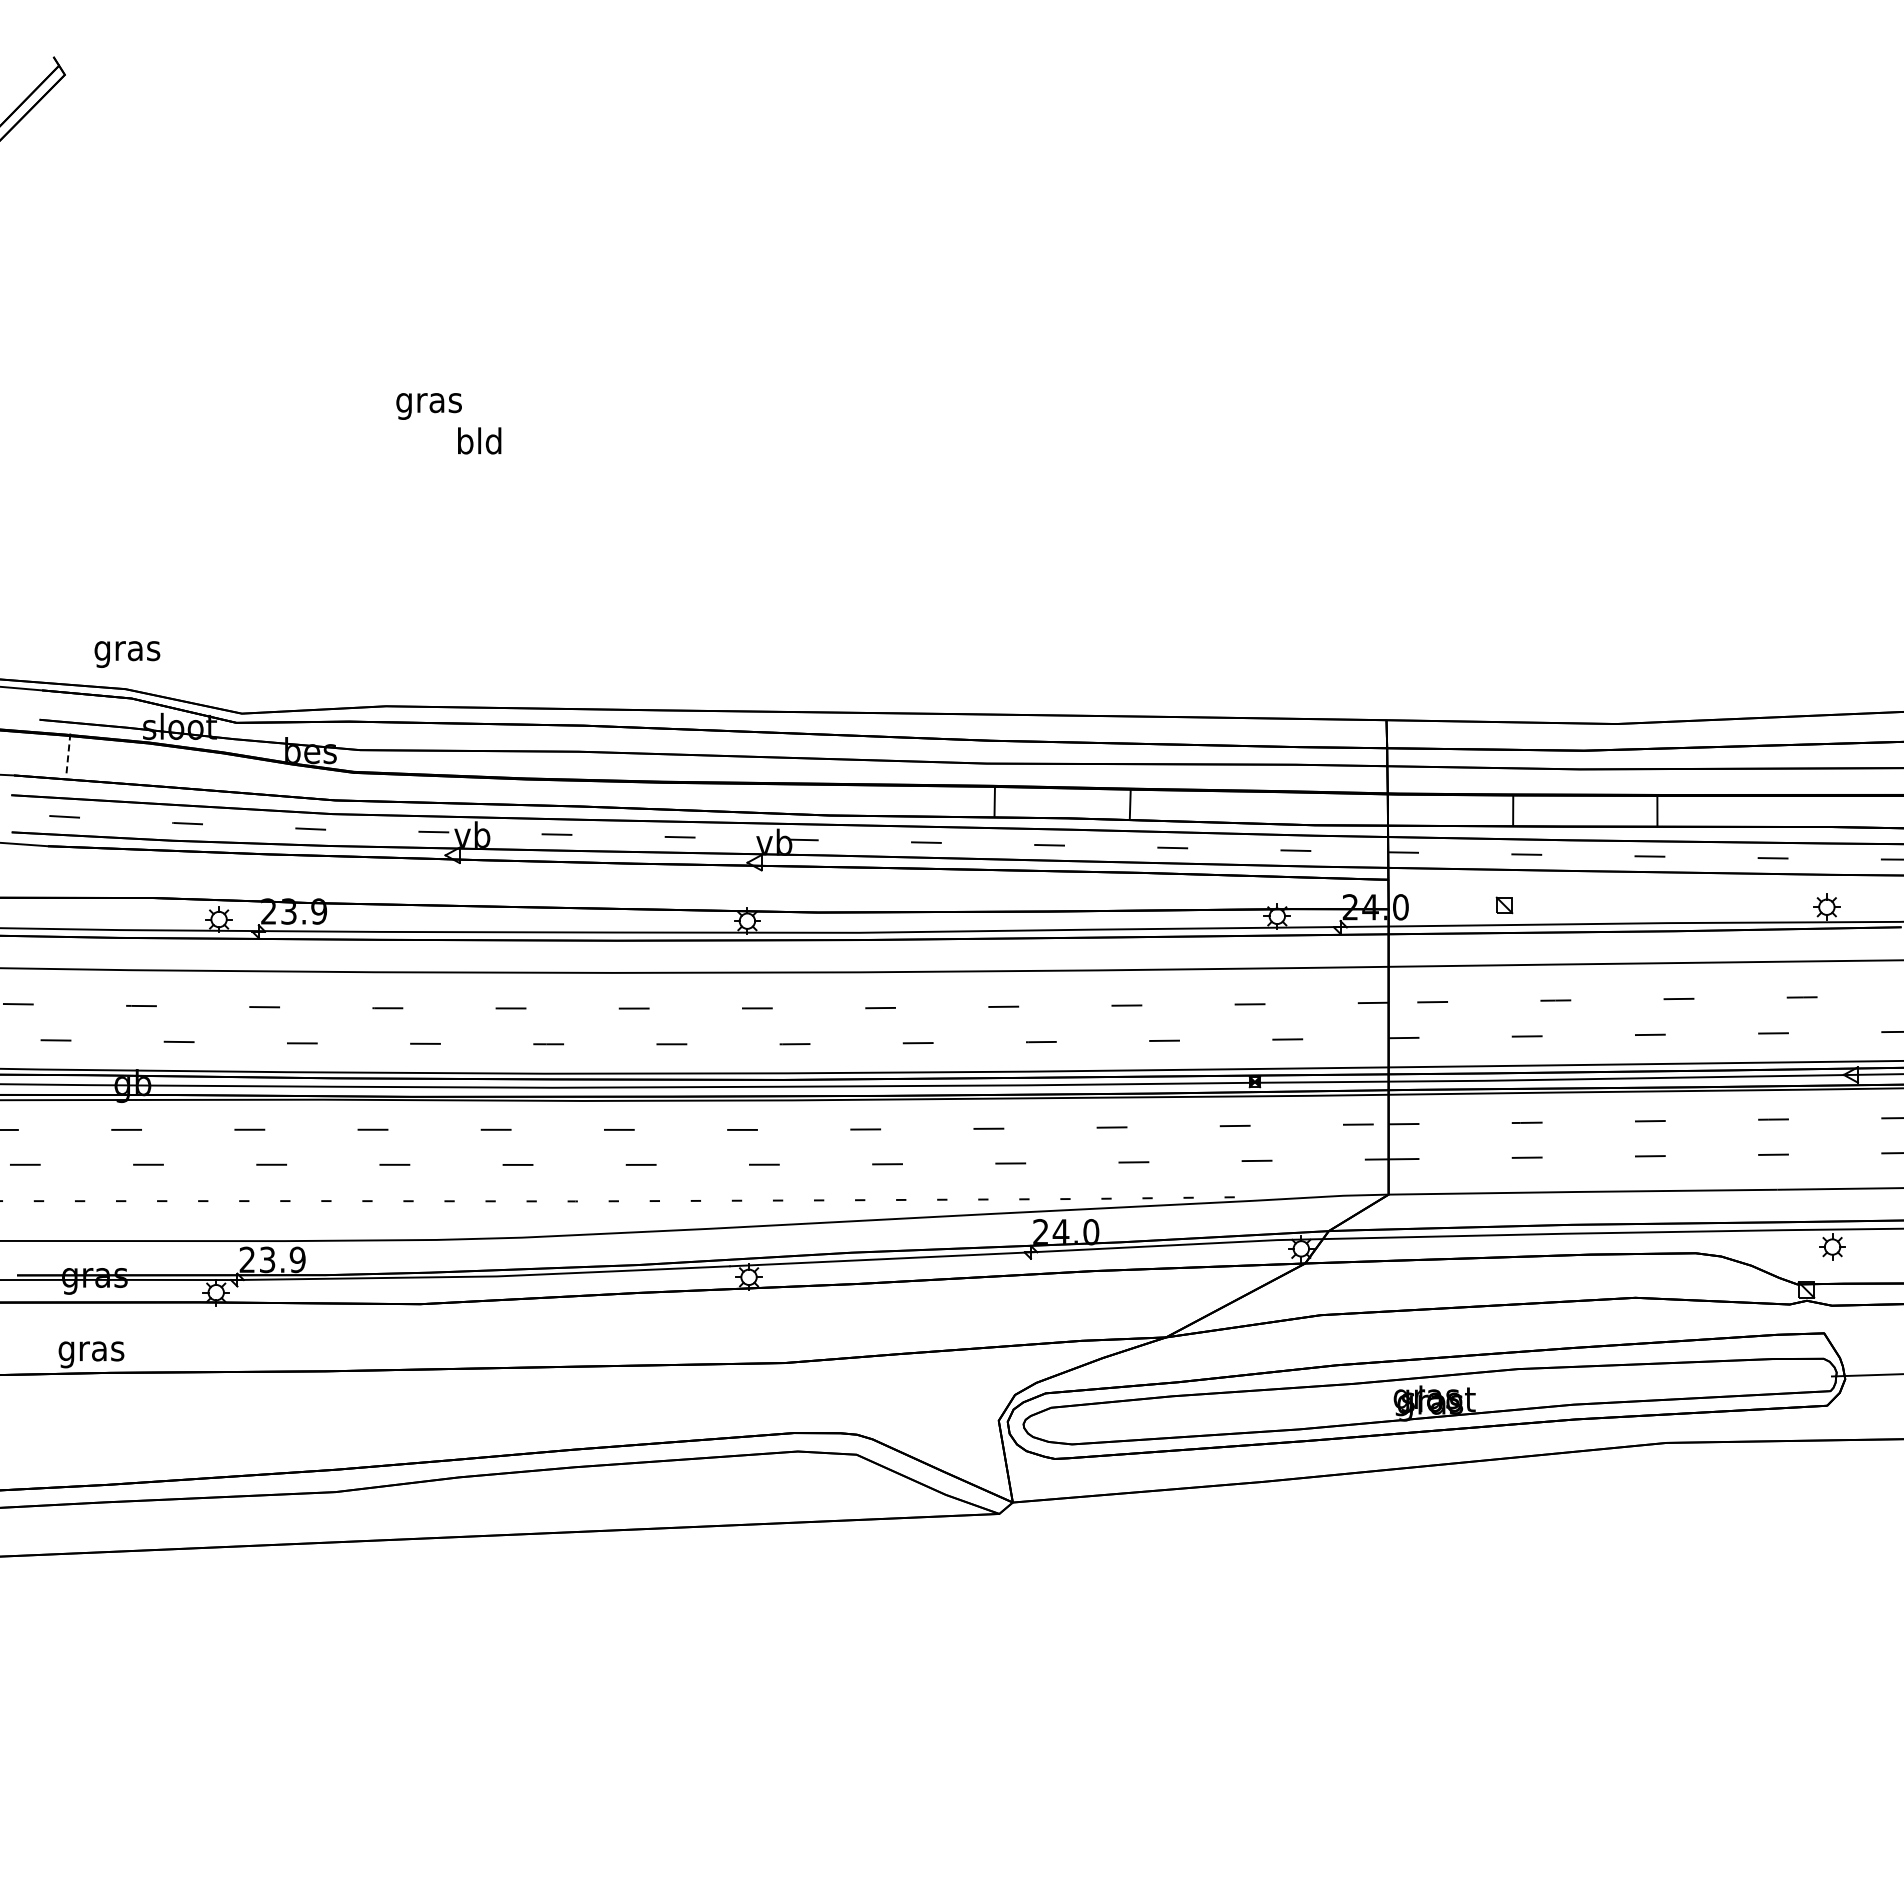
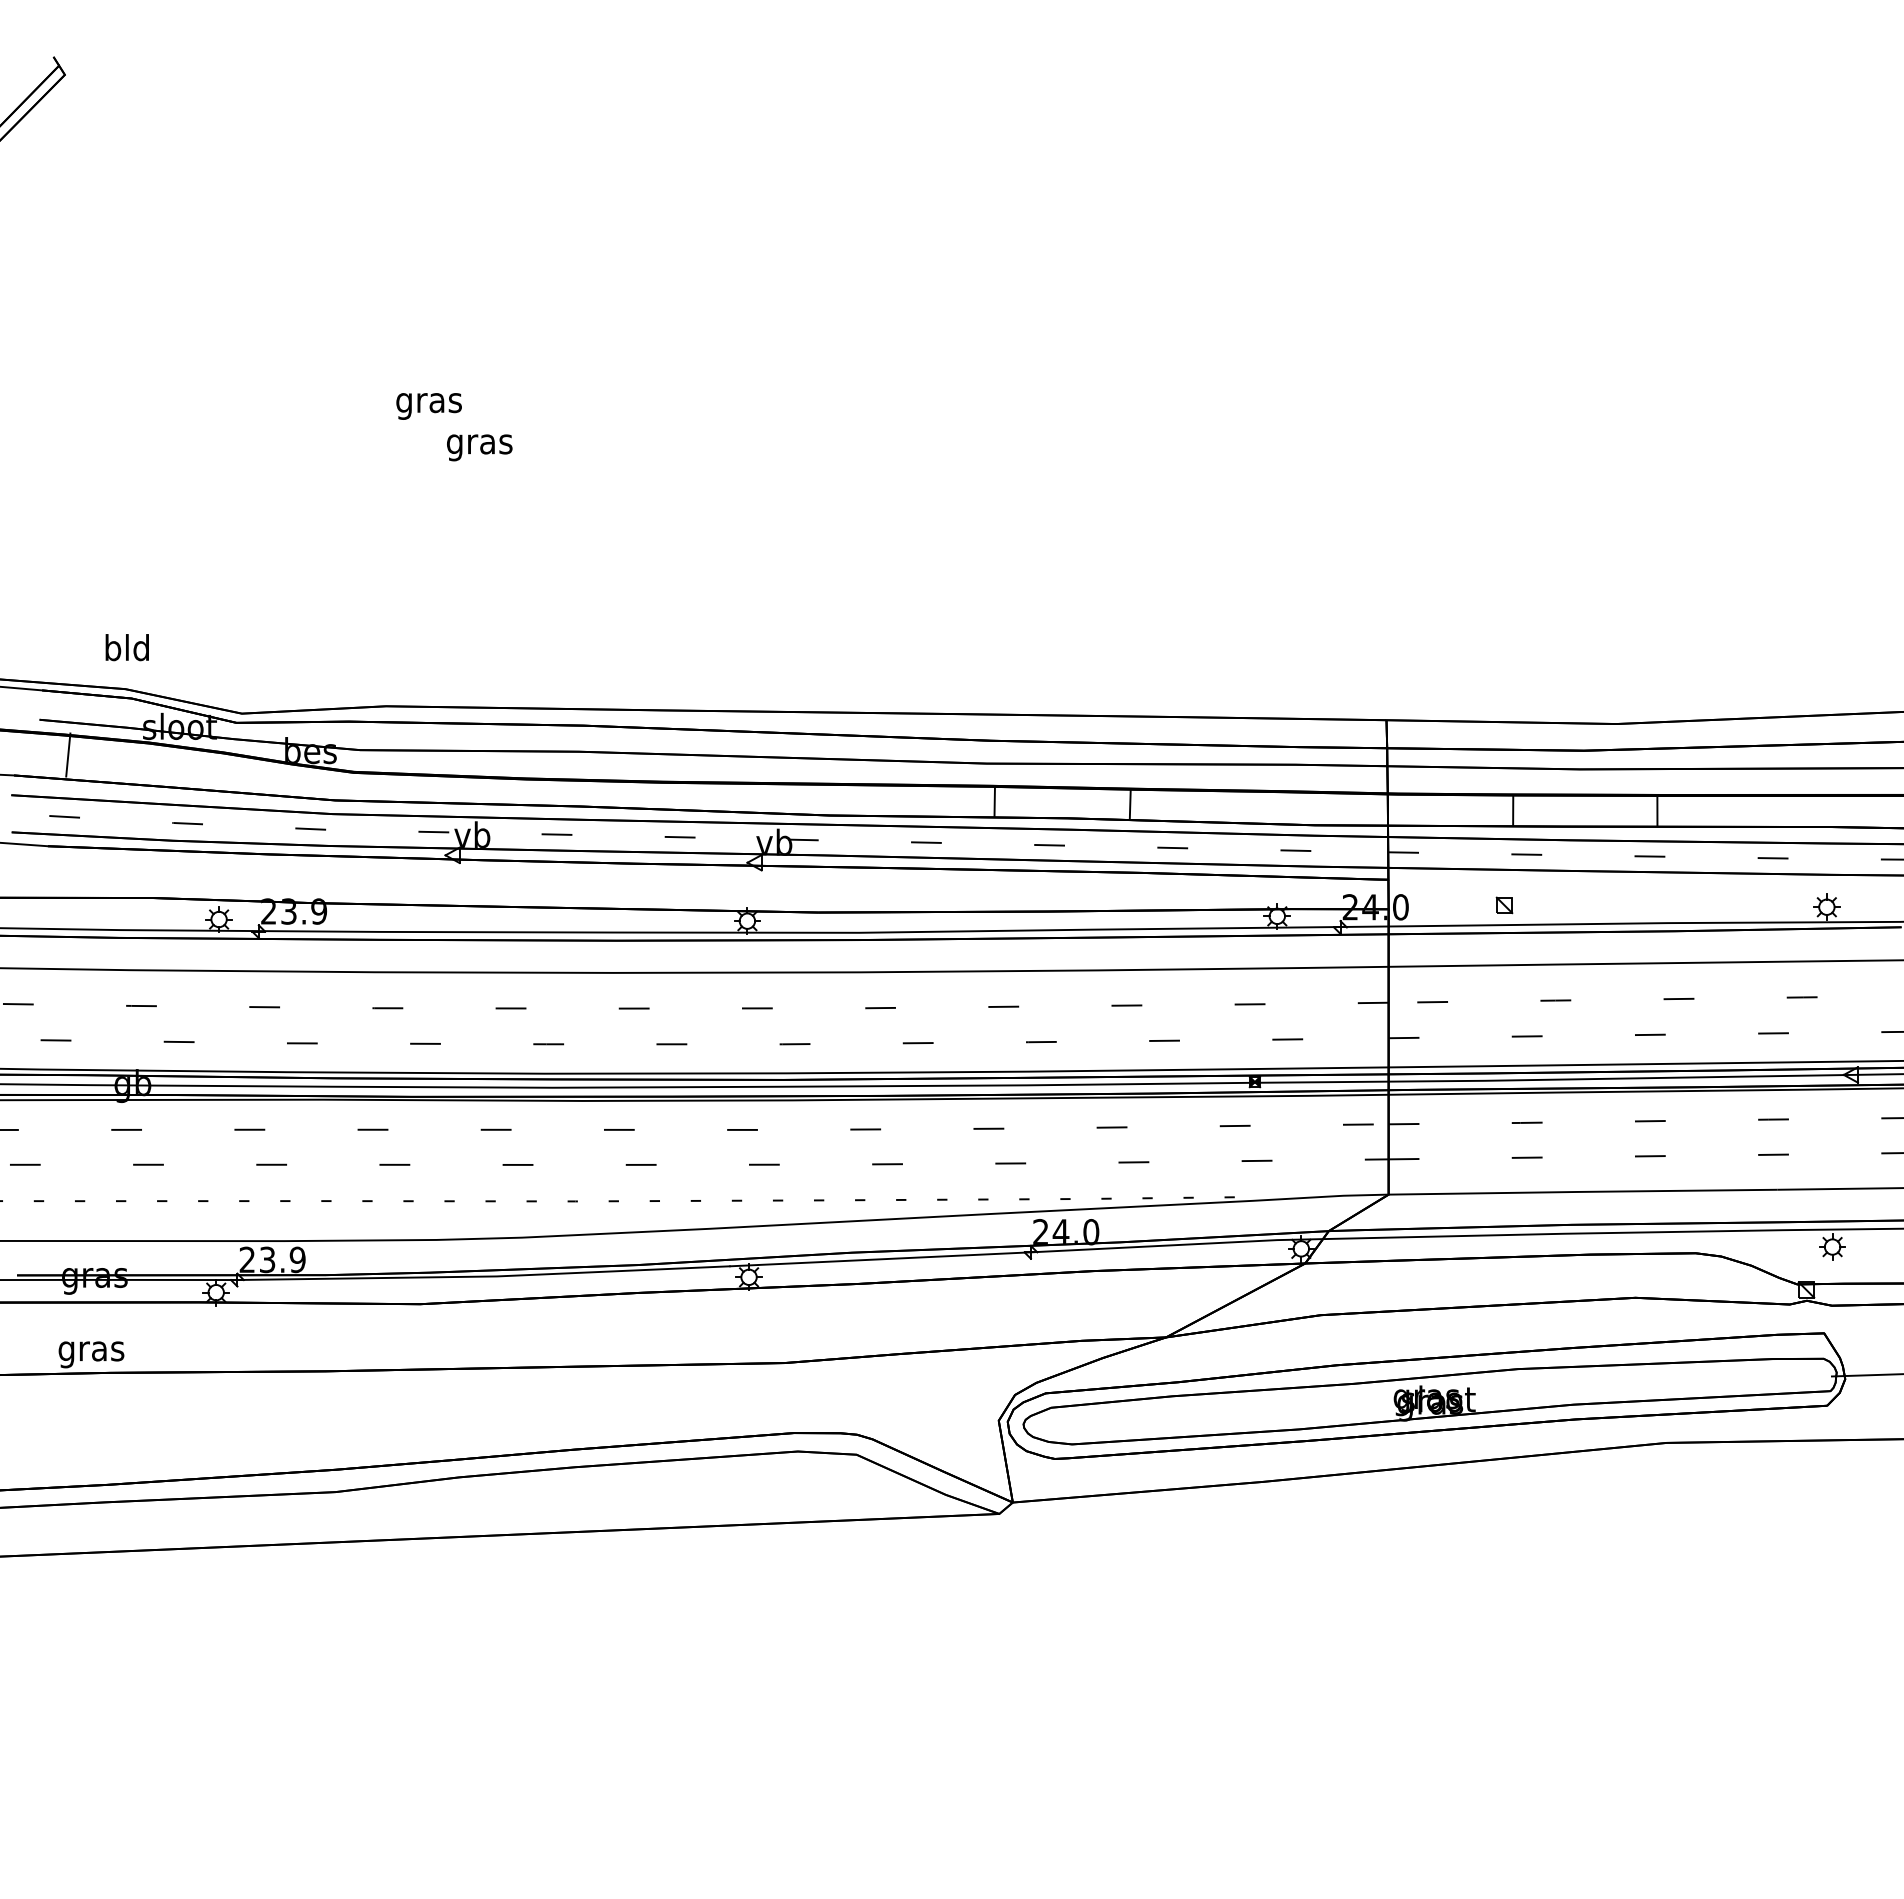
text: bld -> gras (479, 444)
text: gras -> bld (127, 650)
line: dashed -> solid (68, 755)
